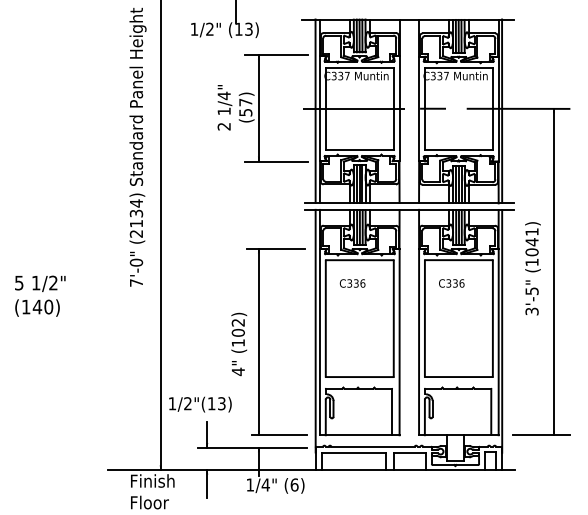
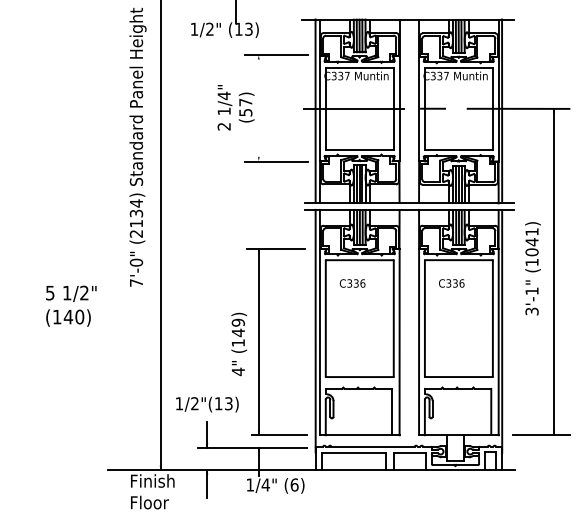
line: present -> none (258, 108)
text: 3'-5" -> 3'-1" (531, 291)
text position: (40, 295) -> (71, 305) (71, 305)
text: (102) -> (149) (237, 327)
text position: (200, 404) -> (207, 404) (207, 404)
